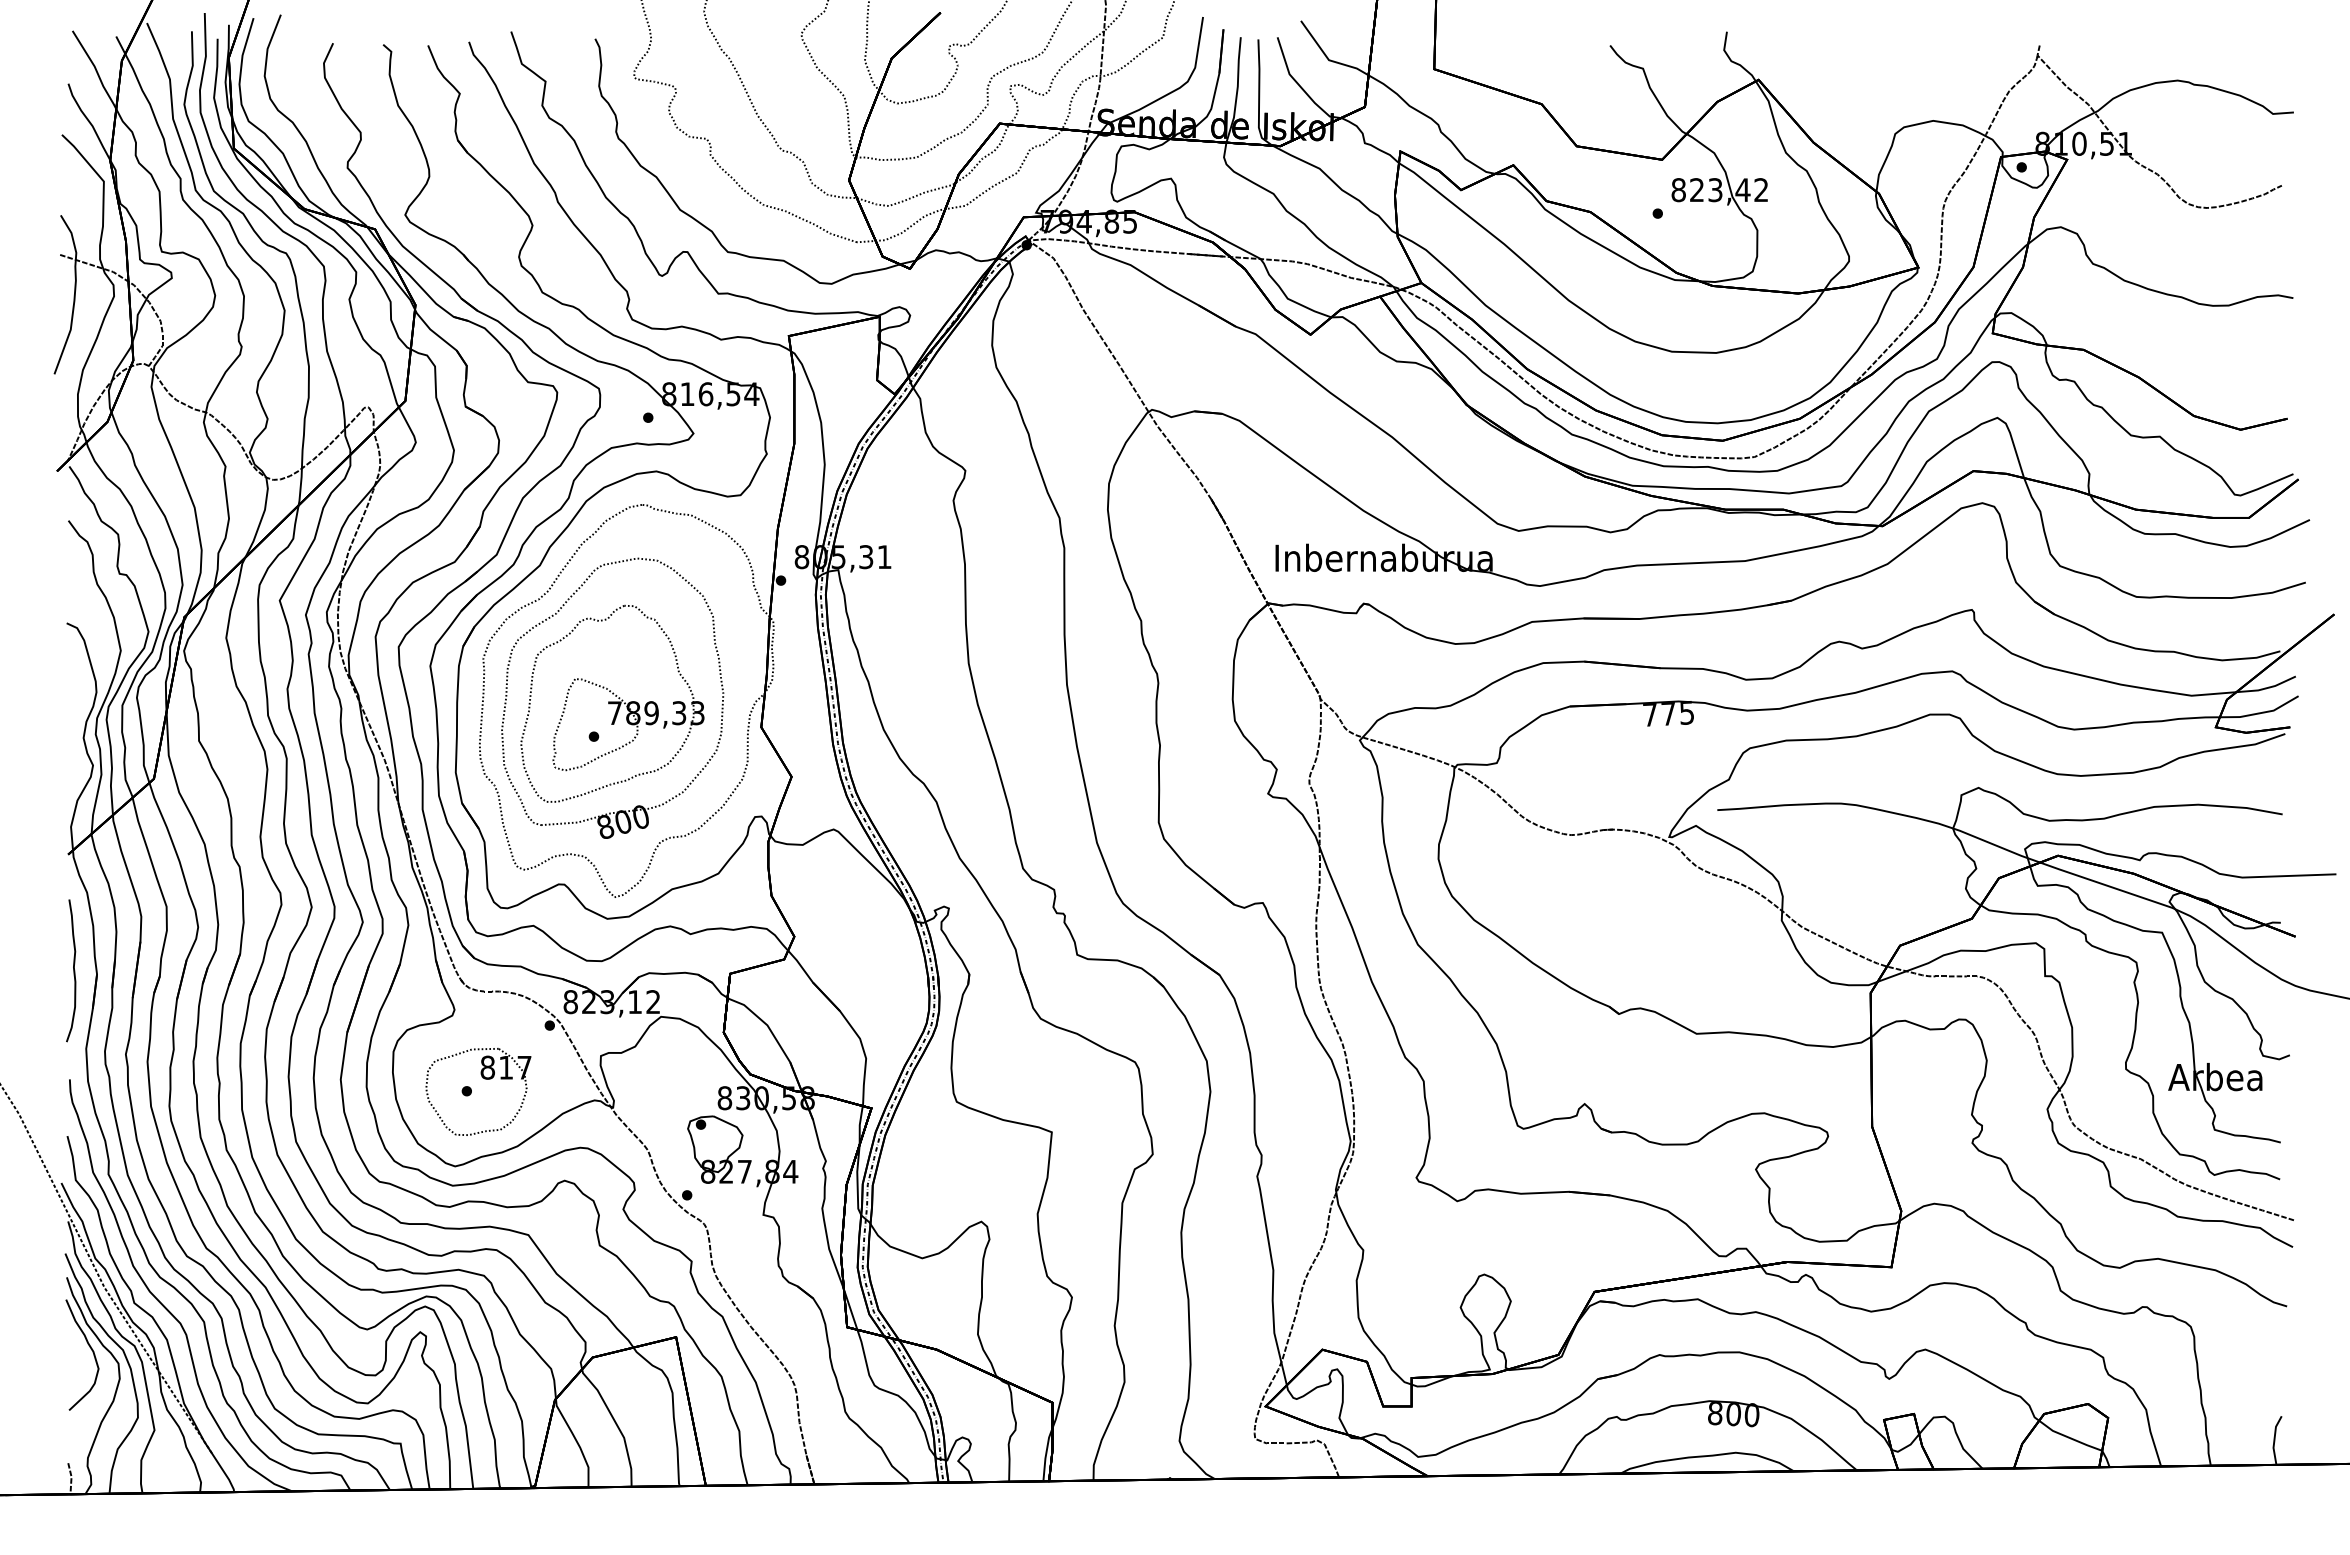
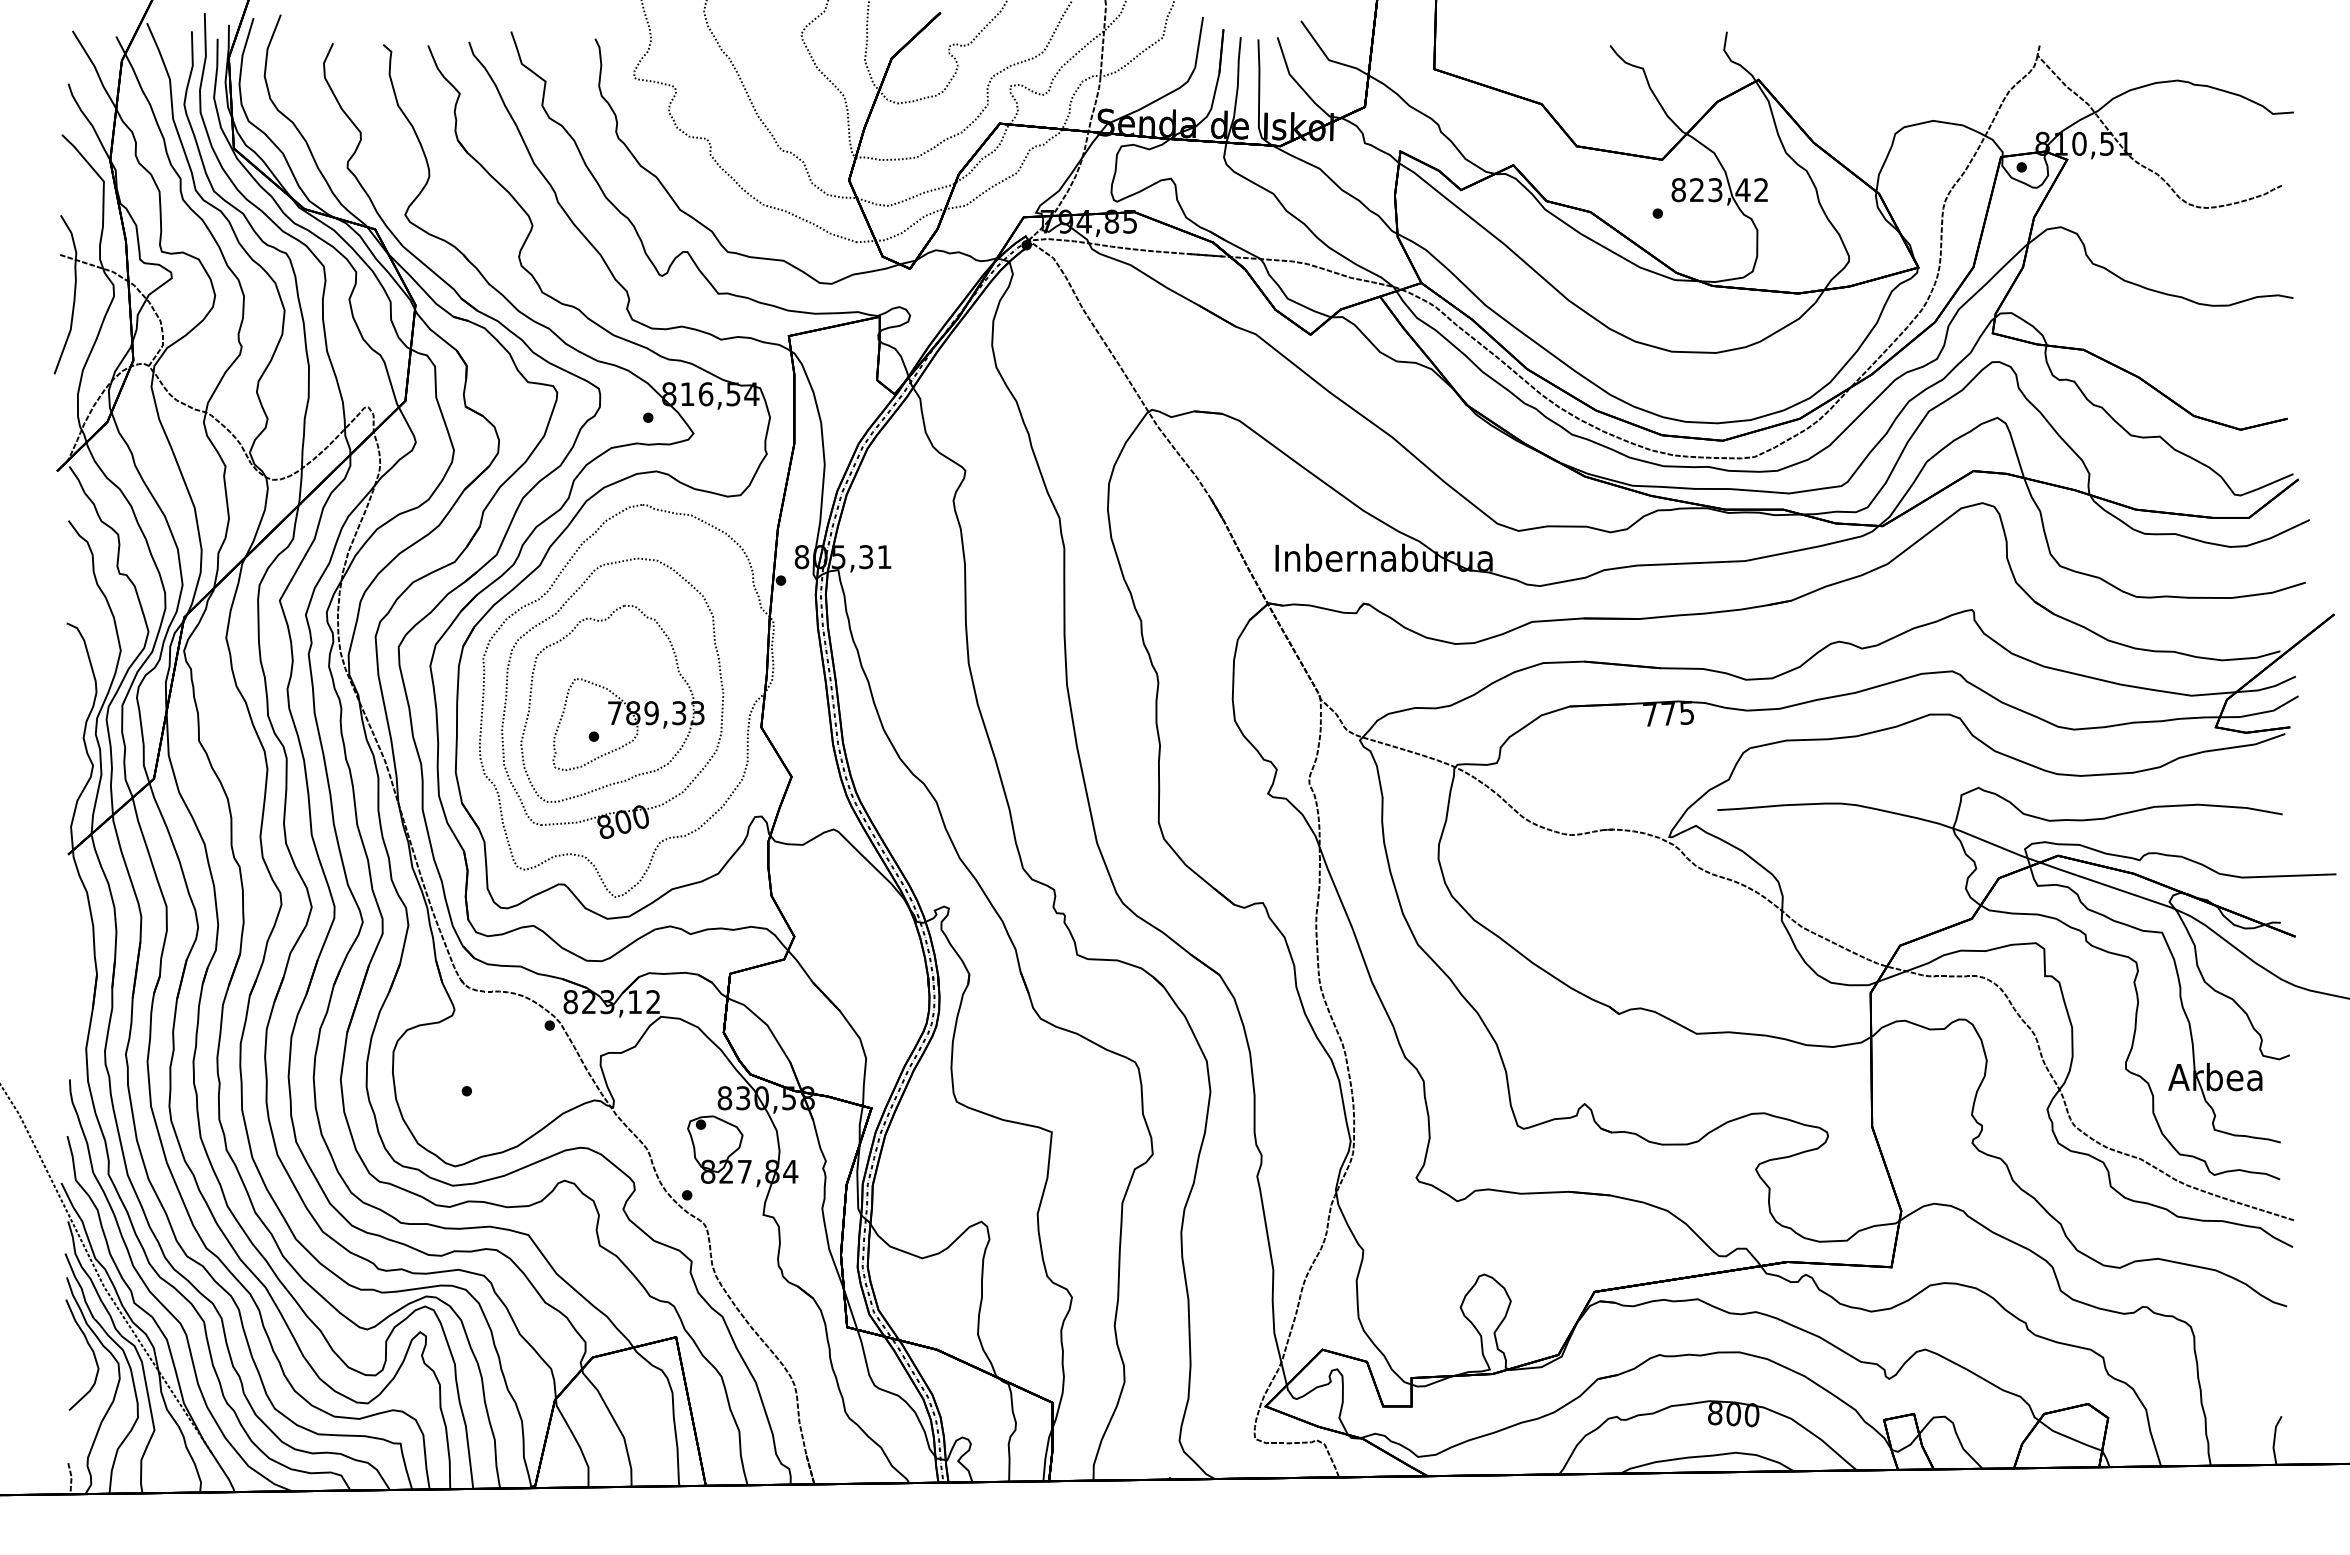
curve: present -> none (73, 970)
part: present -> none (484, 1079)
